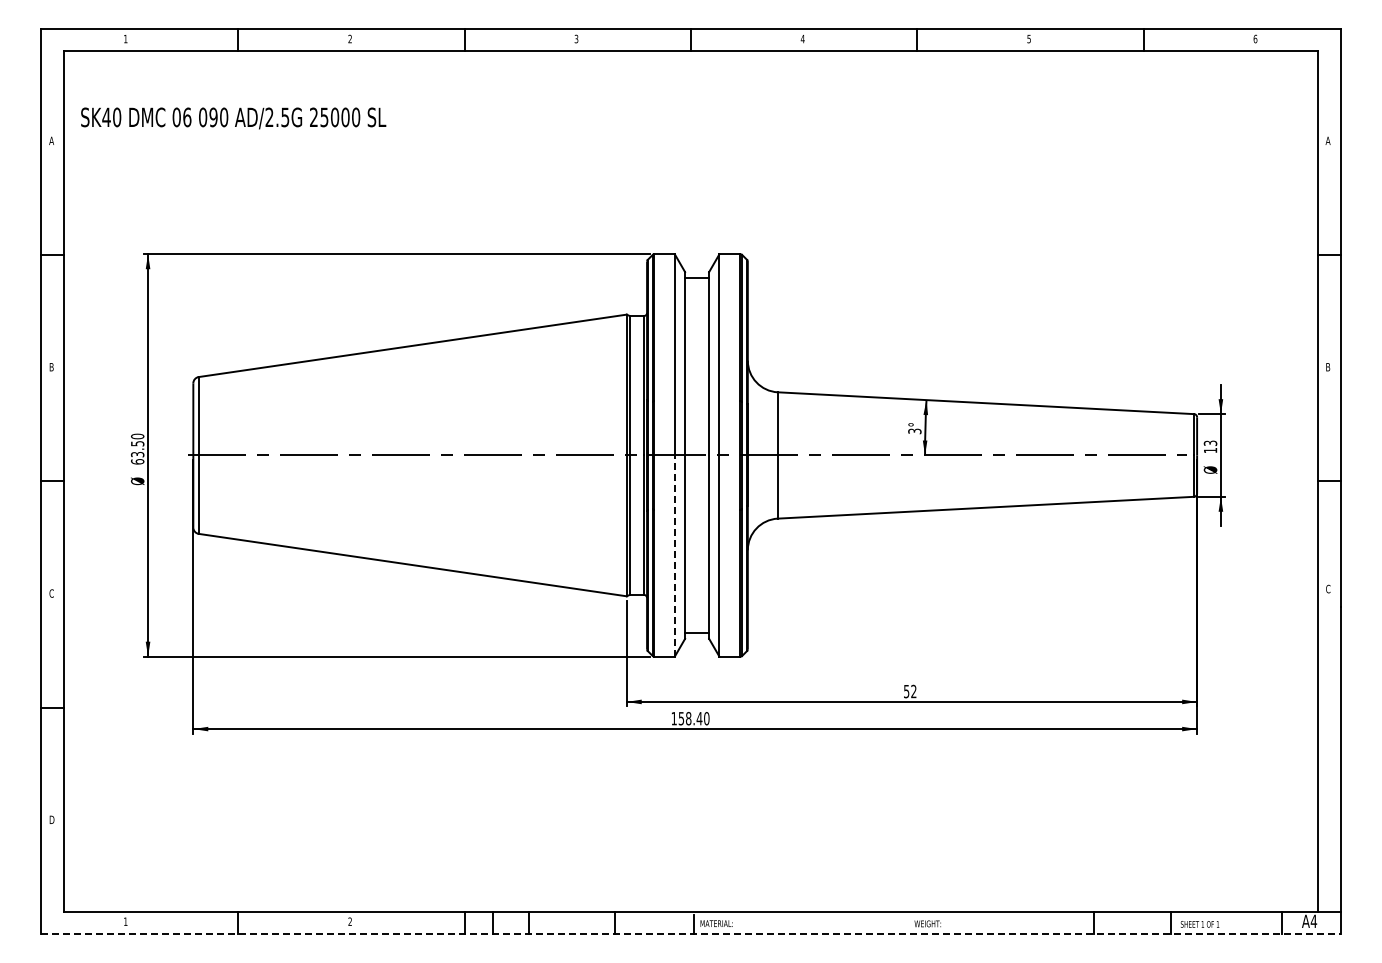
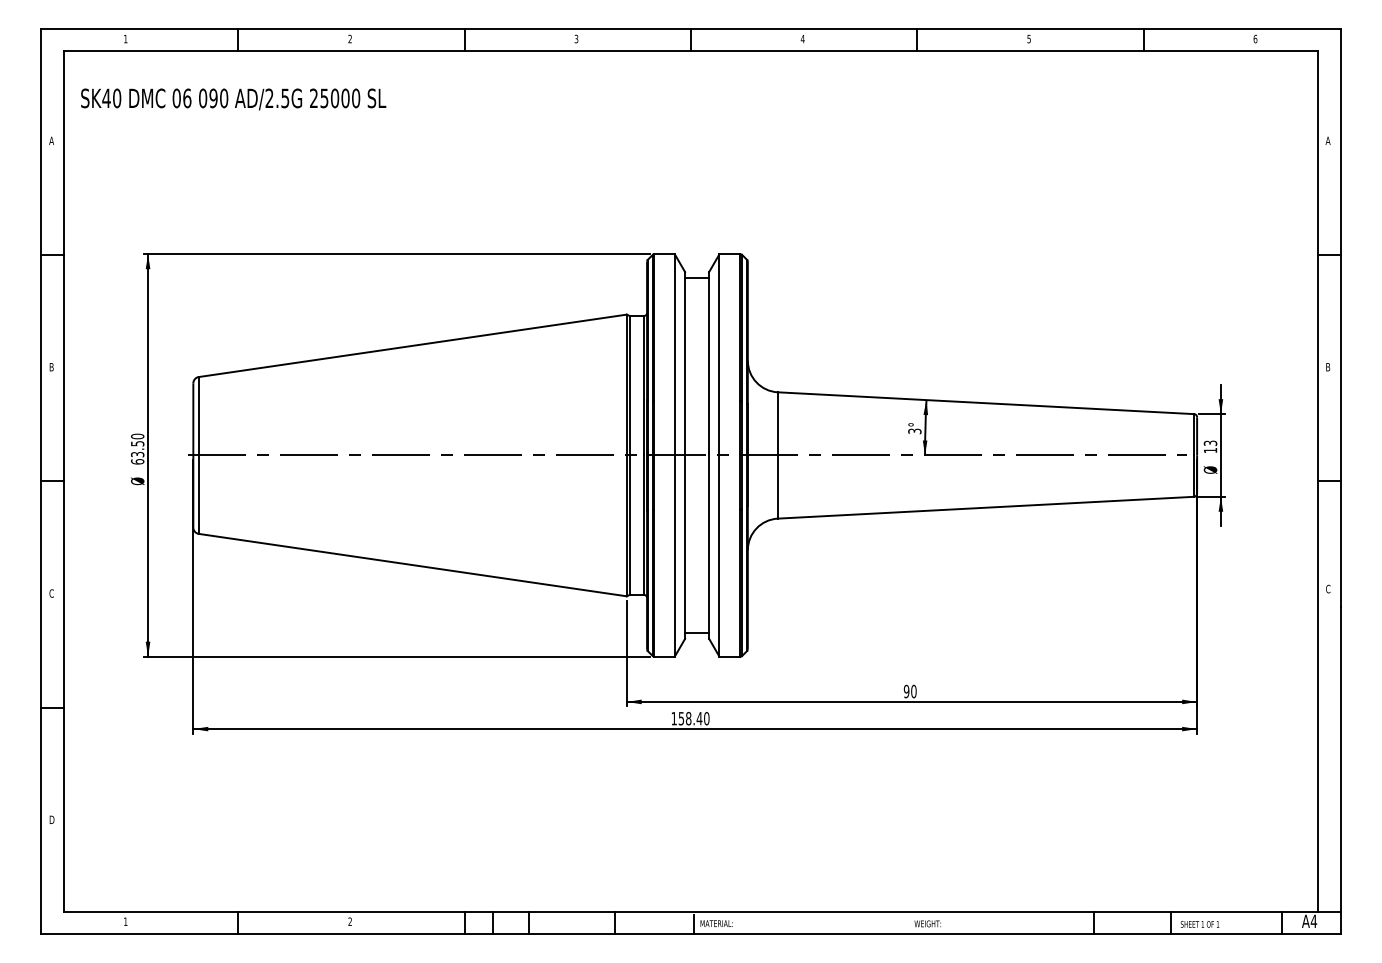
text position: (233, 118) -> (233, 99) (233, 99)
line: dashed -> solid (674, 556)
text: 52 -> 90 (909, 691)
line: dashed -> solid (690, 934)
